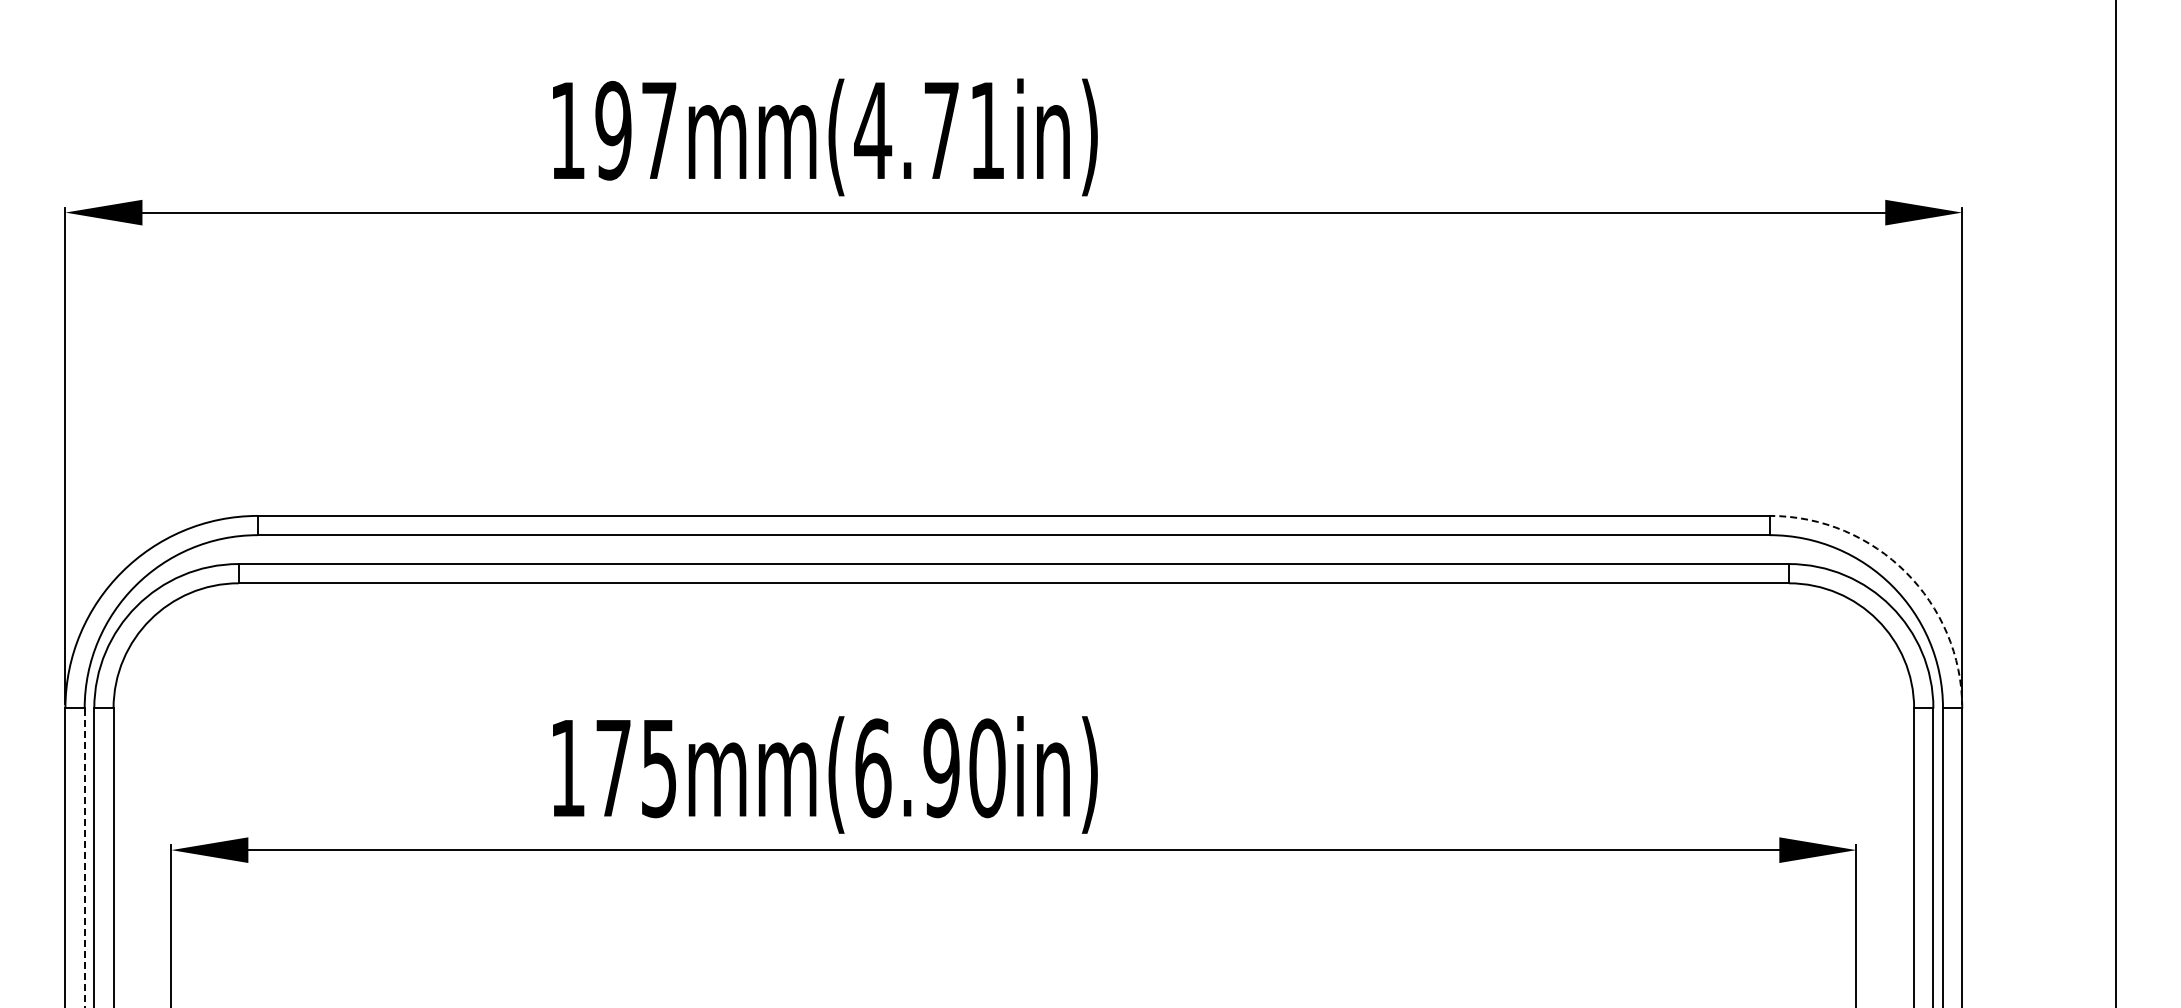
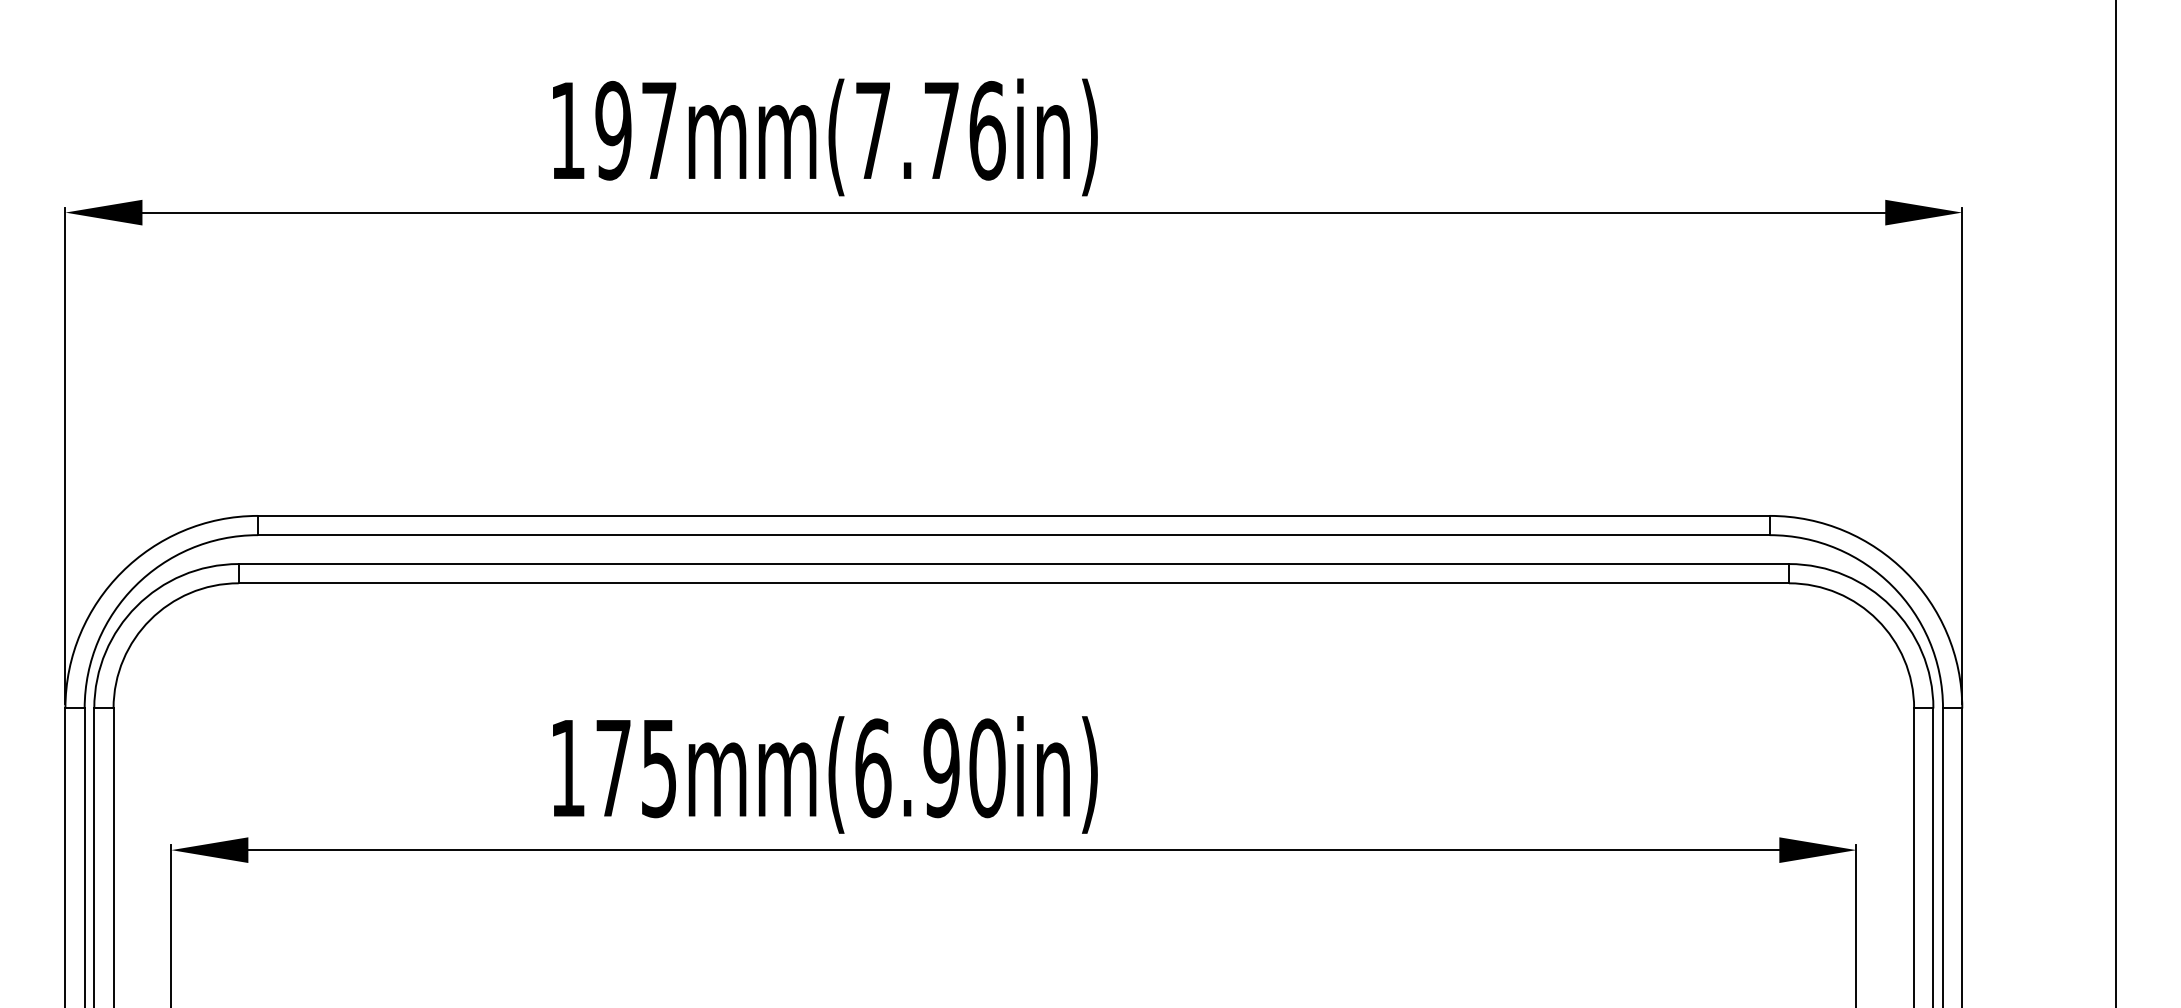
text: 197mm(4.71in) -> 197mm(7.76in) (929, 130)
arc: dashed -> solid (1905, 572)
line: dashed -> solid (84, 857)
